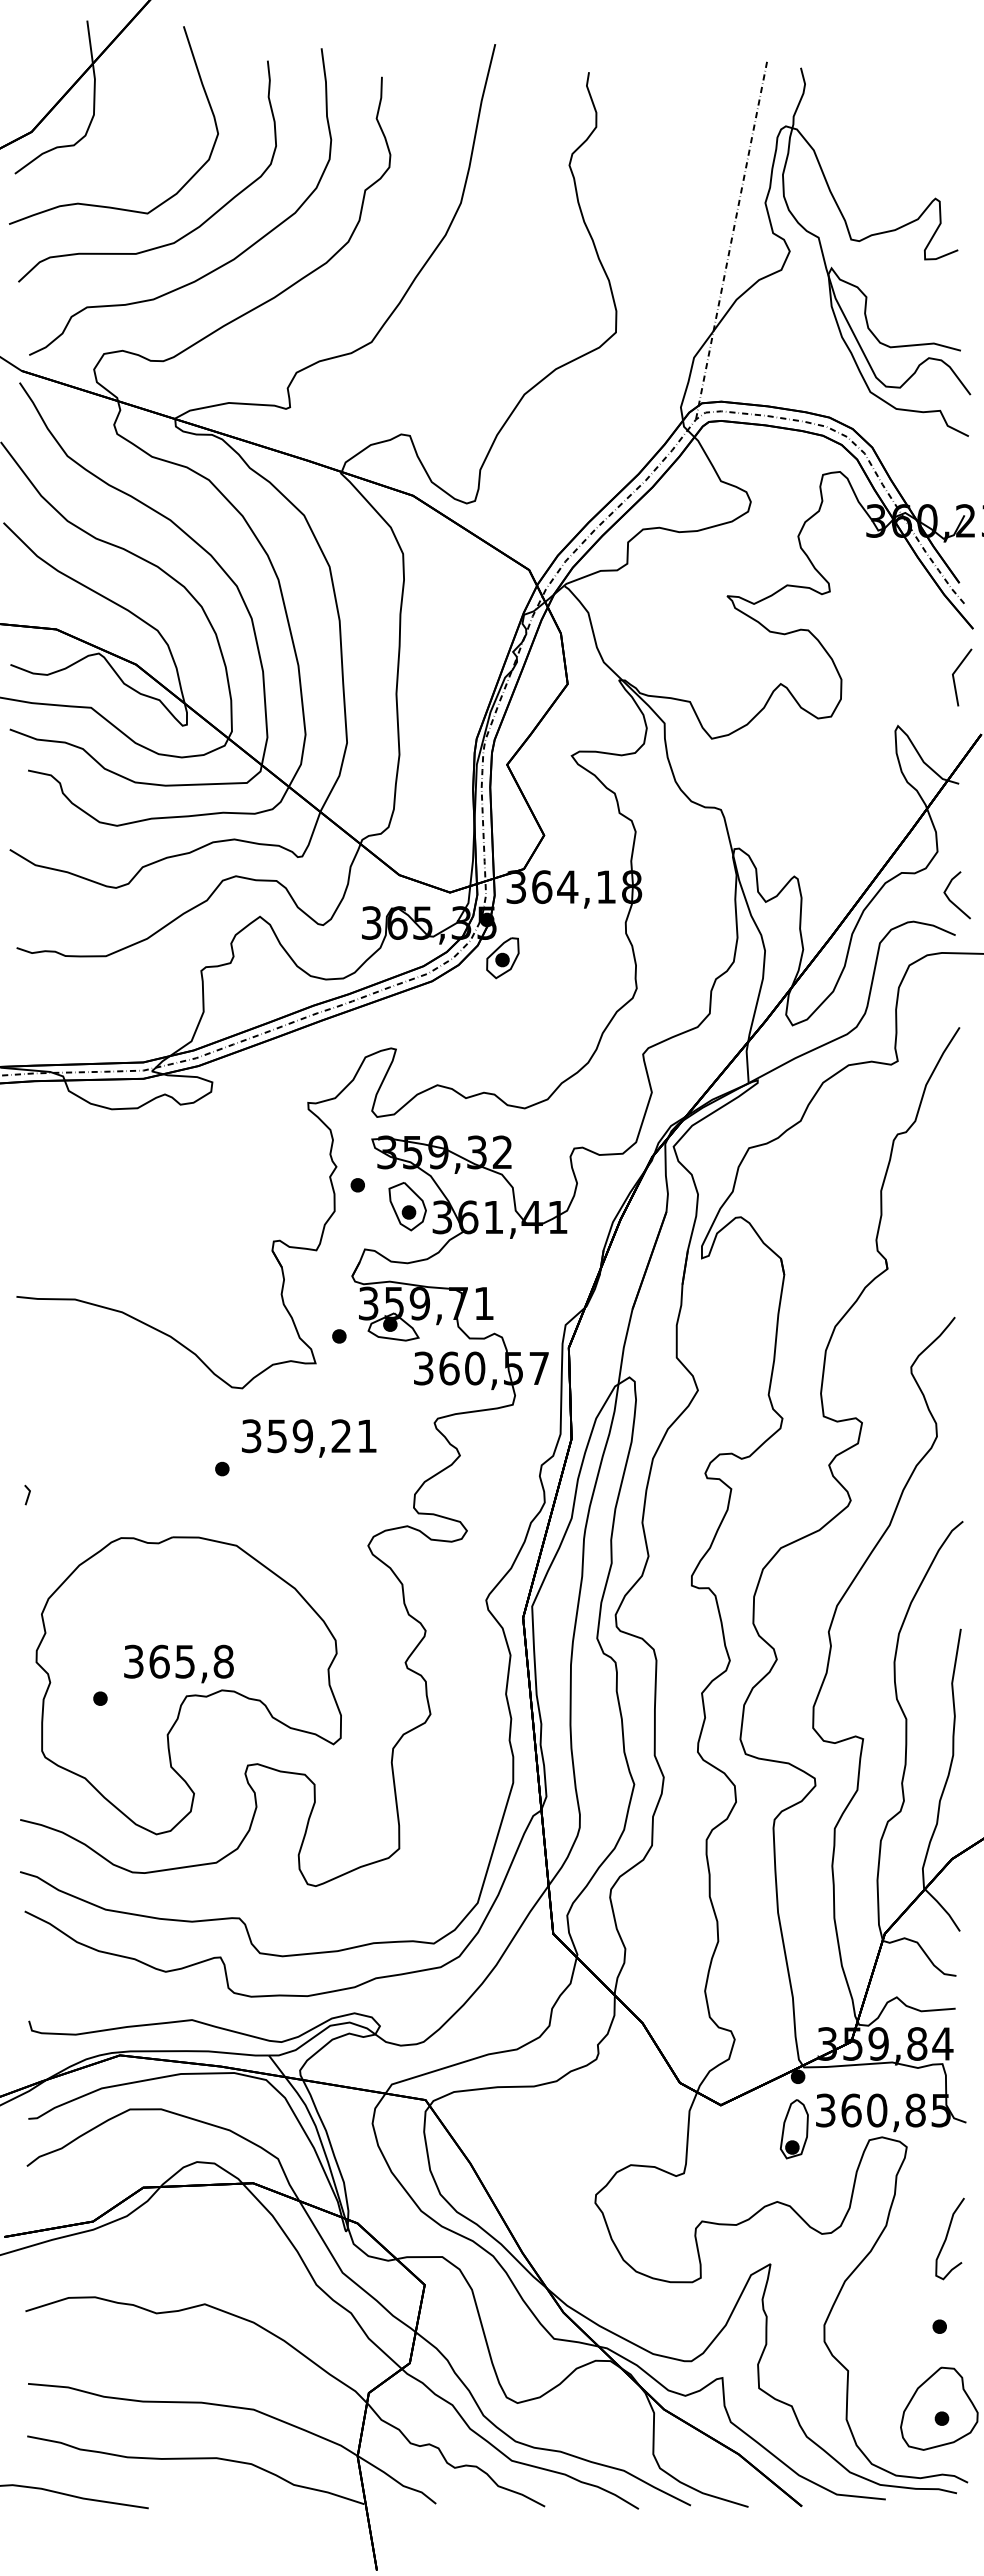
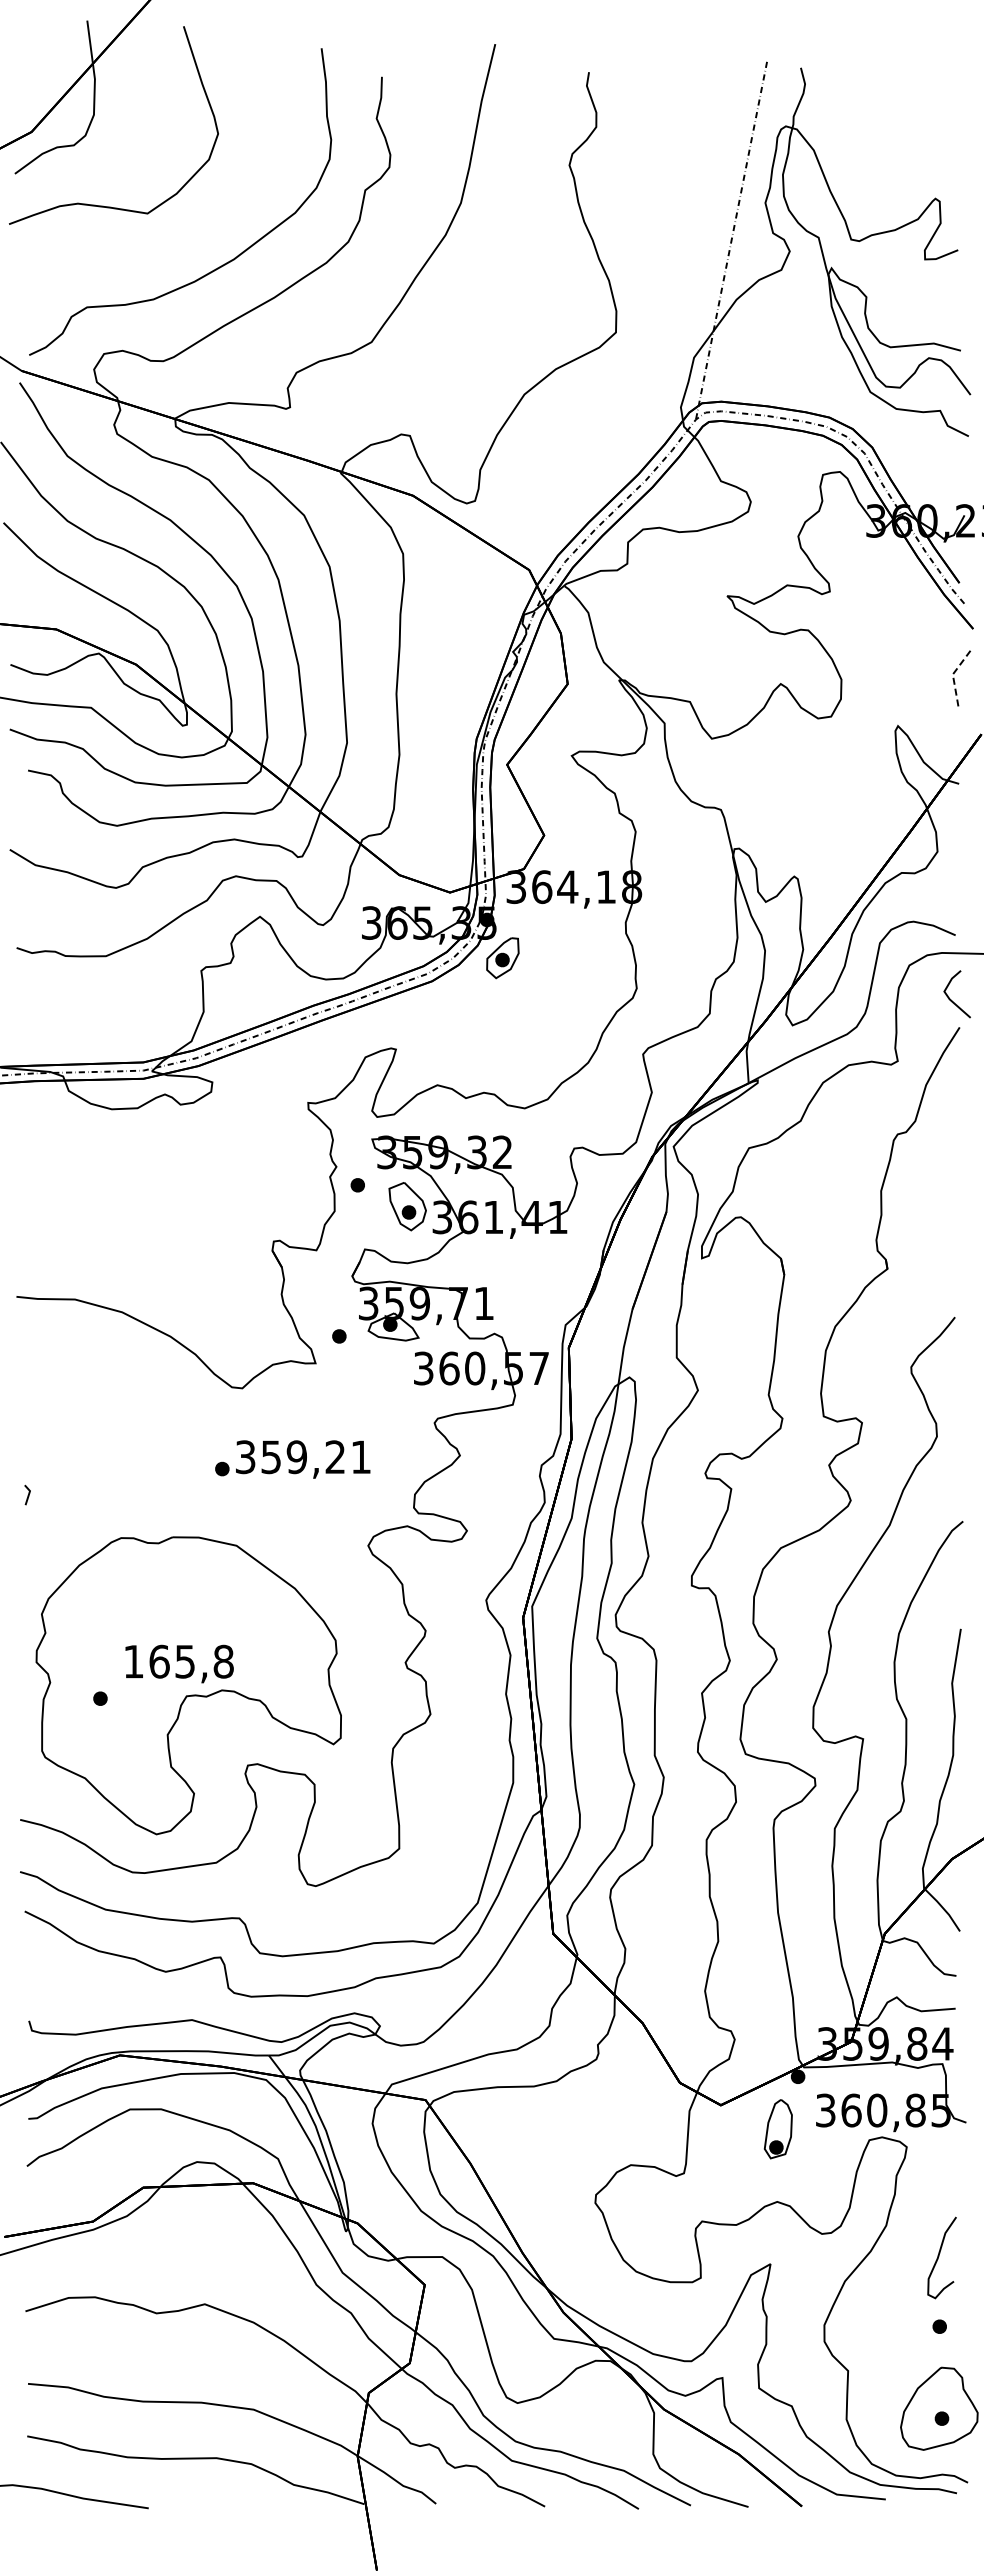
curve: present -> none (183, 235)
line: solid -> dashed (952, 674)
line position: (951, 900) -> (951, 999) (951, 999)
text position: (309, 1438) -> (303, 1459) (303, 1459)
text: 365,8 -> 165,8 (133, 1661)
part position: (793, 2129) -> (777, 2129) (777, 2129)
curve position: (947, 2237) -> (939, 2256) (939, 2256)
